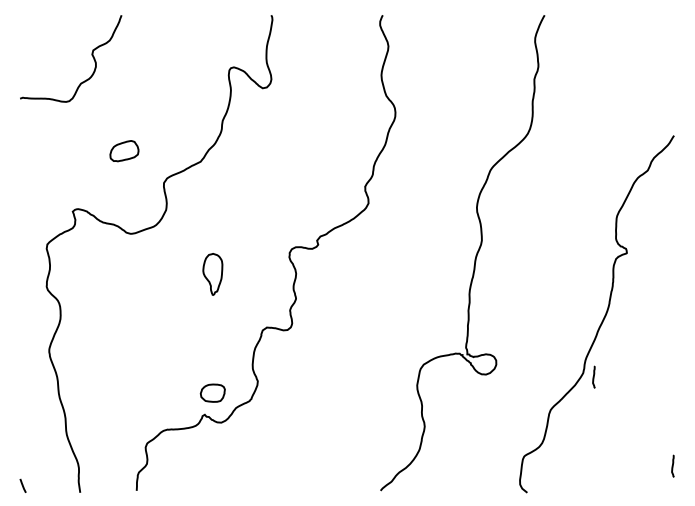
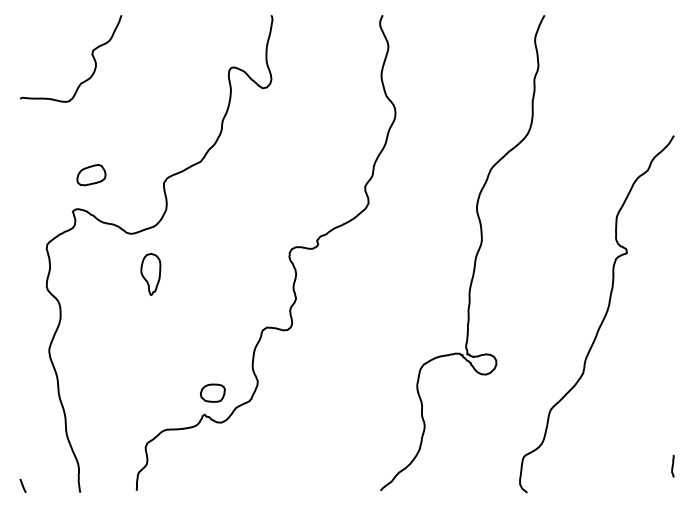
part position: (124, 151) -> (91, 175) (91, 175)
part position: (212, 274) -> (150, 274) (150, 274)
line: present -> none (593, 376)
